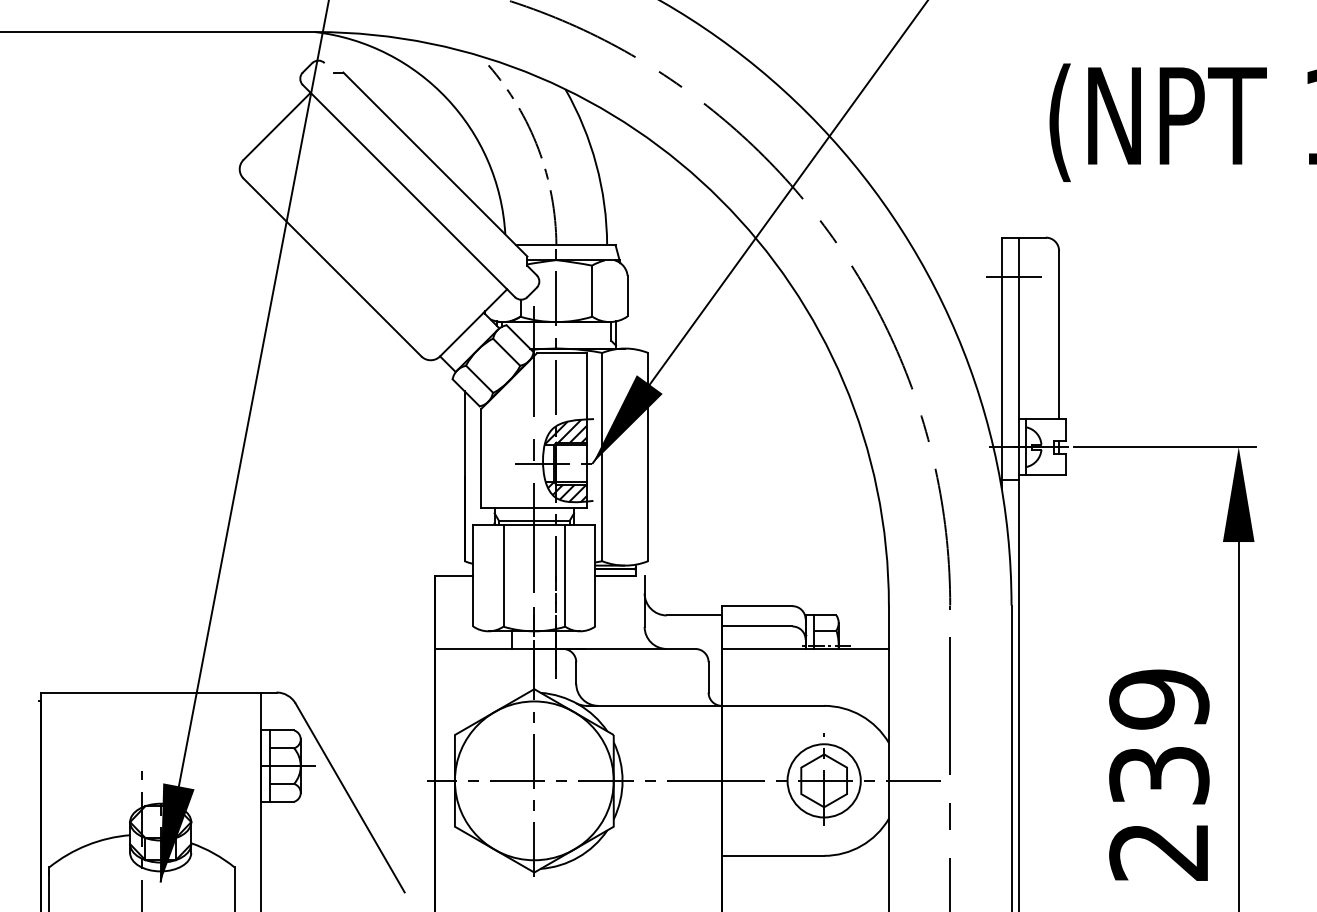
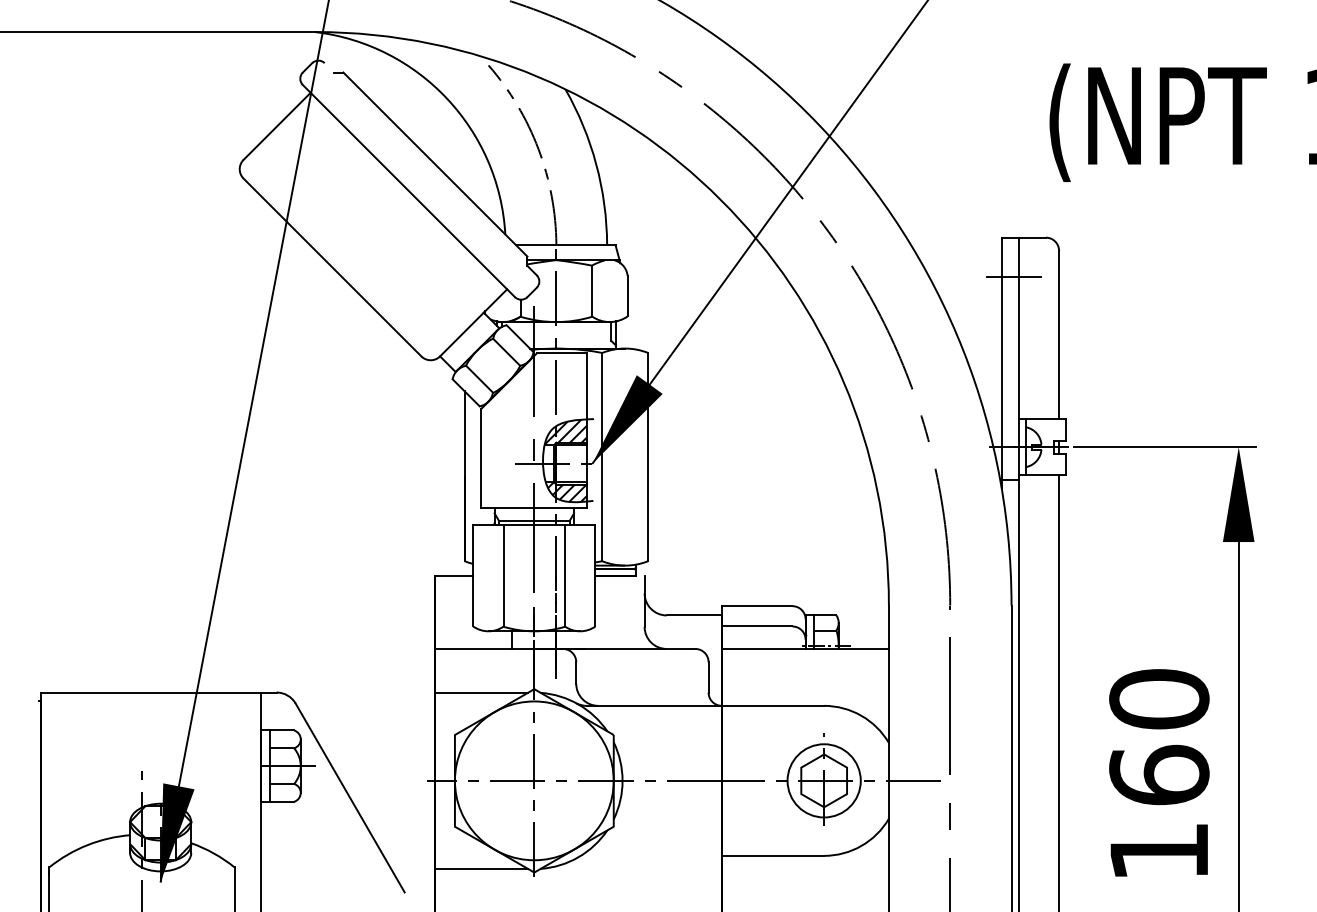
line: none -> present (1059, 691)
line: none -> present (481, 692)
text: 239 -> 160 (1159, 774)
line: none -> present (481, 869)
